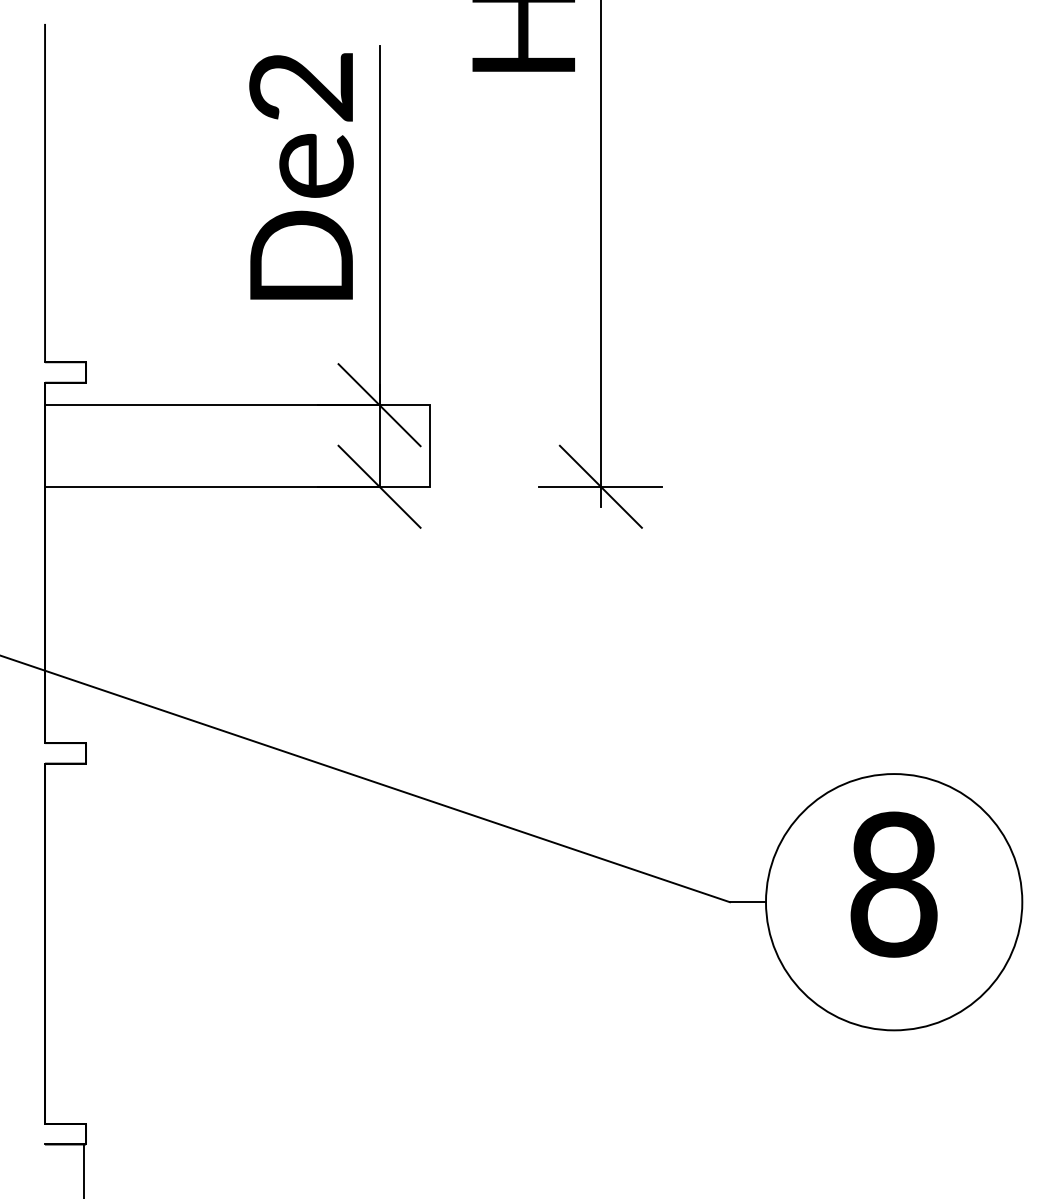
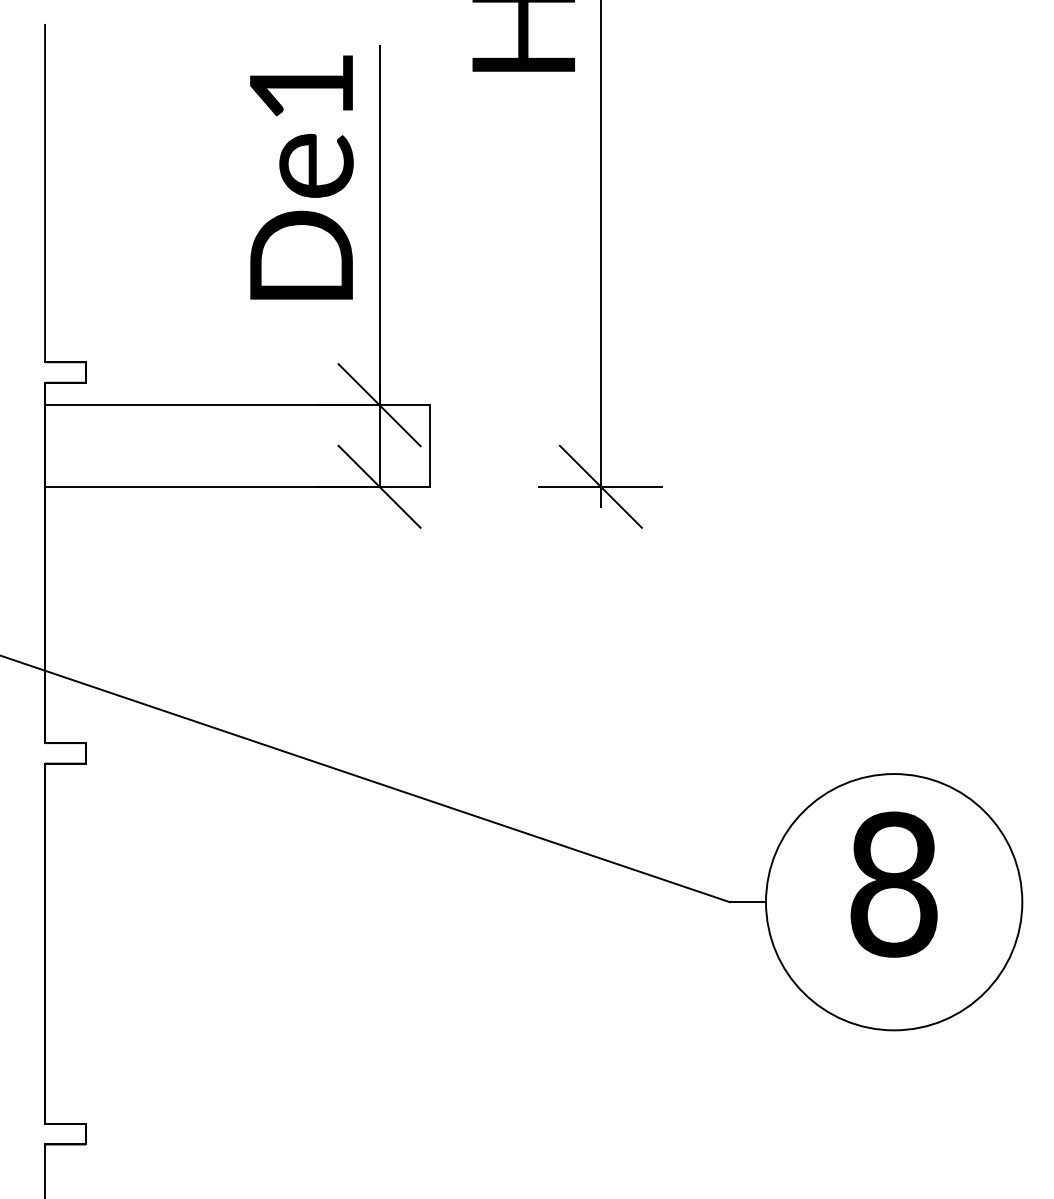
text: De2 -> De1 (300, 87)
line position: (83, 1169) -> (44, 1169) (44, 1169)
